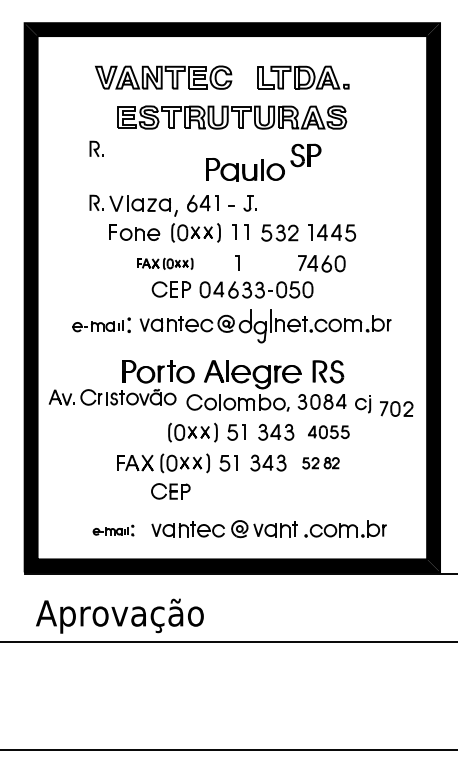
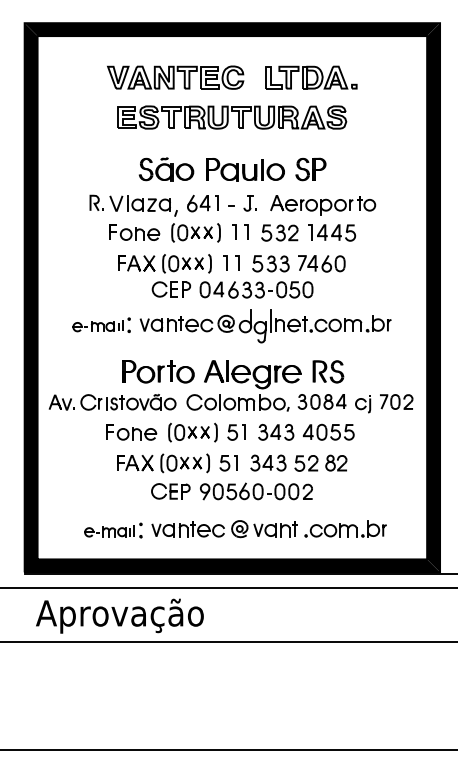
part position: (163, 77) -> (175, 77) (175, 77)
part position: (303, 77) -> (311, 77) (311, 77)
part: present -> none (96, 148)
part position: (305, 155) -> (310, 169) (310, 169)
part: none -> present (166, 169)
part: none -> present (323, 205)
line: none -> present (226, 262)
part size: 57x13 px -> 94x20 px (164, 263)
part: none -> present (270, 263)
part position: (112, 397) -> (112, 402) (112, 402)
part position: (396, 408) -> (396, 401) (396, 401)
part: none -> present (131, 432)
part size: 42x15 px -> 52x18 px (328, 431)
part size: 38x13 px -> 54x18 px (320, 462)
part: none -> present (256, 491)
part size: 43x13 px -> 59x17 px (113, 530)
line: none -> present (228, 588)
